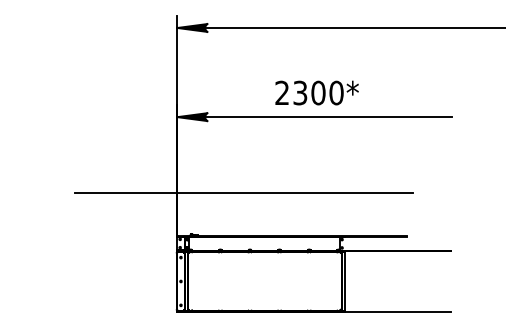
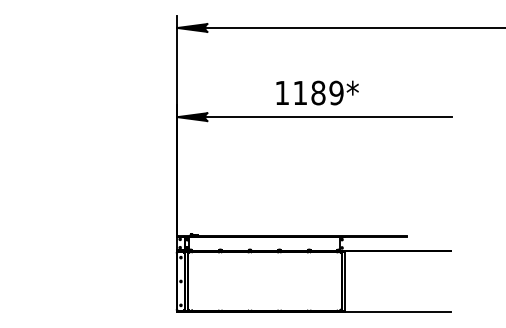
text: 2300* -> 1189* (309, 92)
line: present -> none (243, 193)
